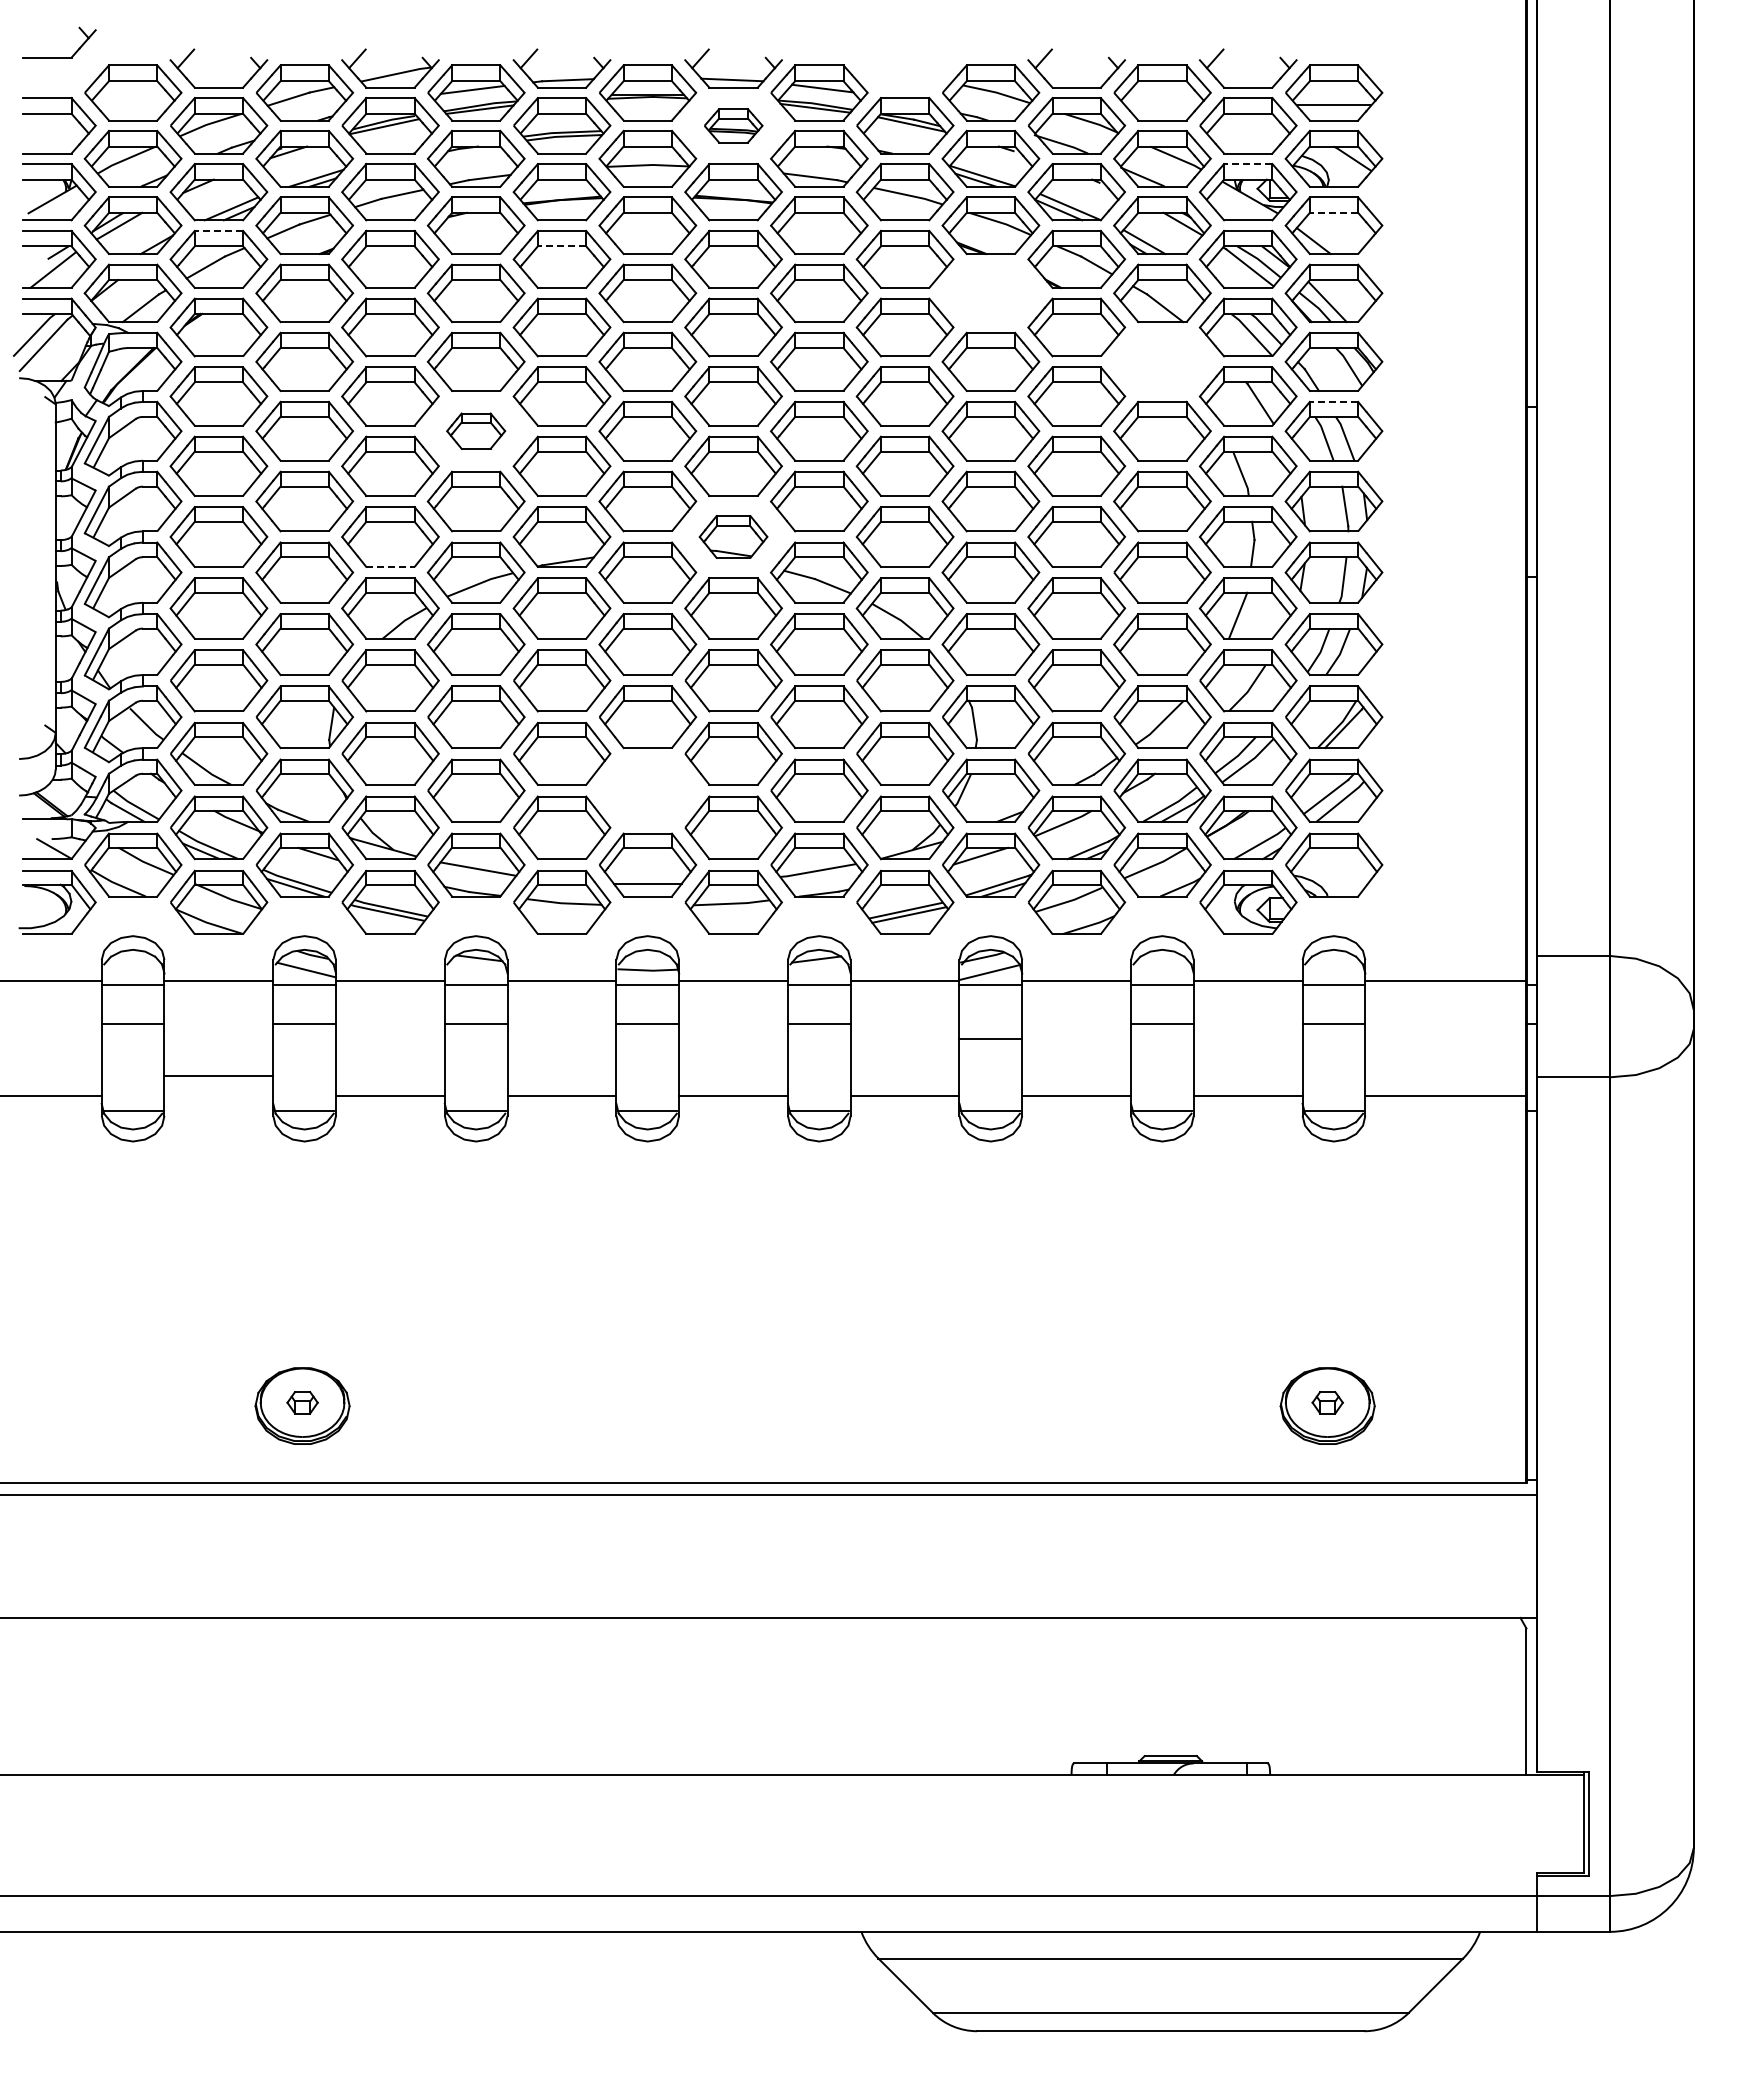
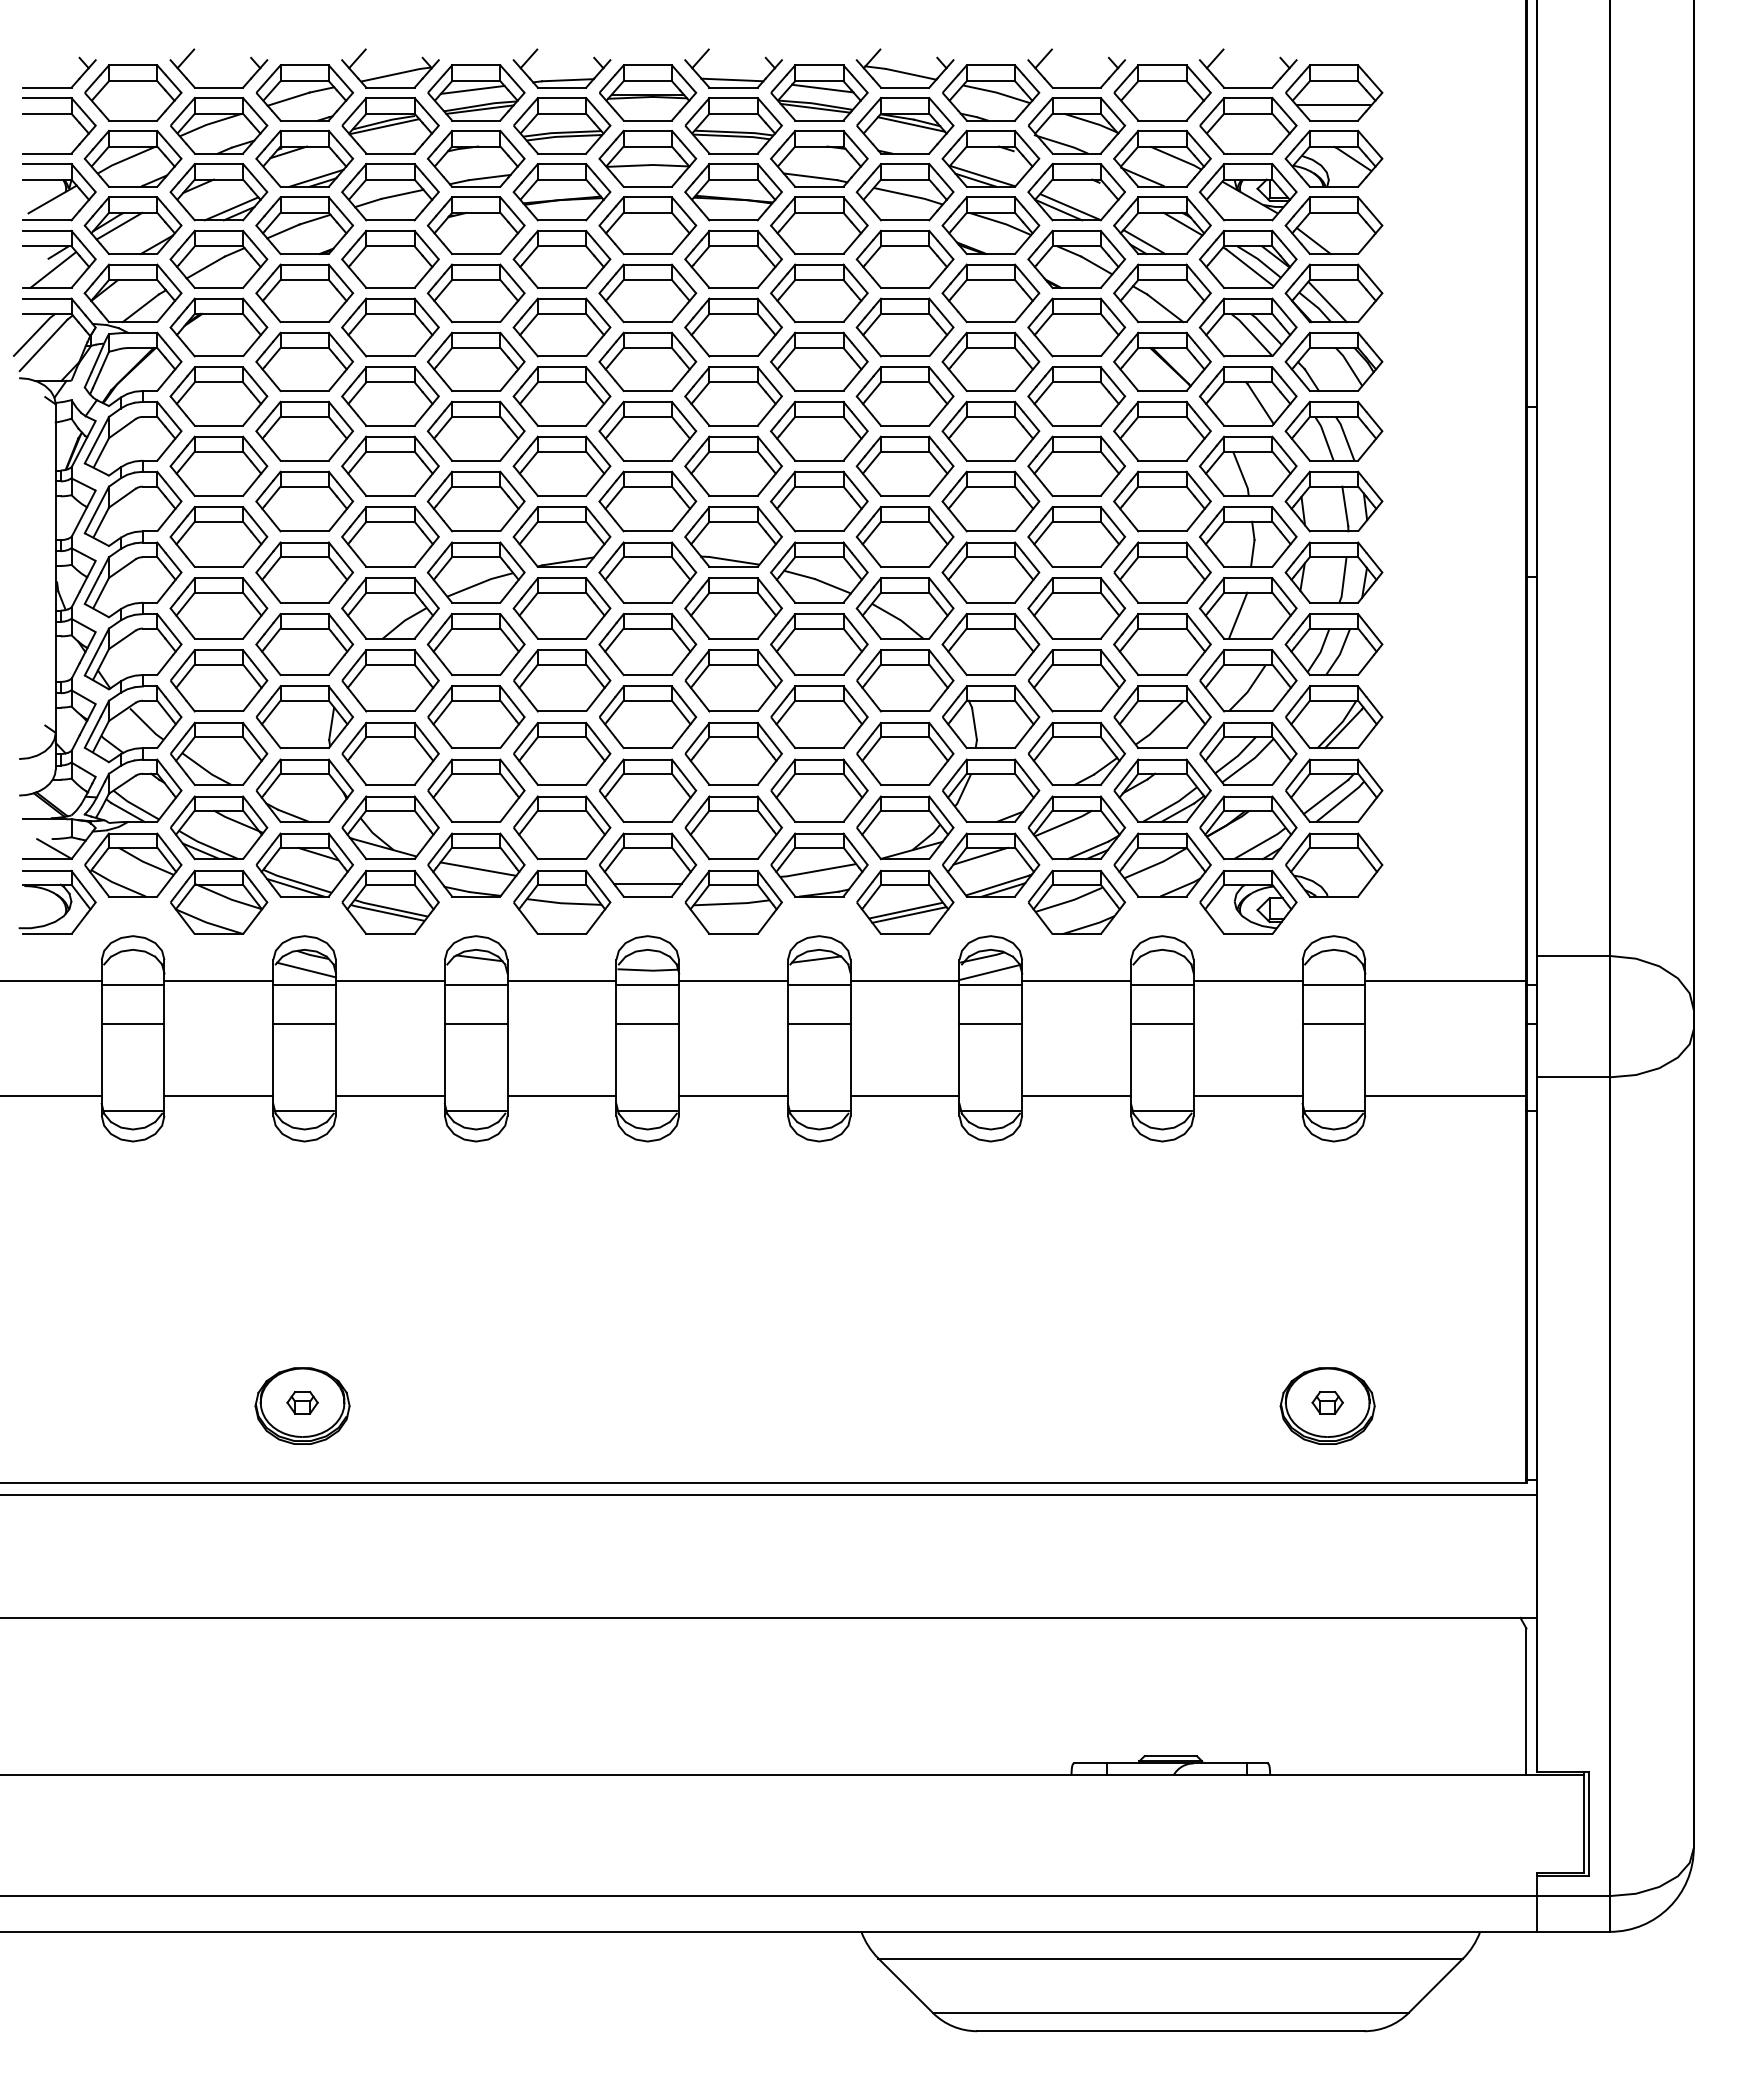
part position: (59, 57) -> (59, 87) (59, 87)
part: none -> present (904, 68)
part size: 60x36 px -> 99x58 px (733, 125)
line: dashed -> solid (1247, 164)
line: dashed -> solid (1333, 212)
line: dashed -> solid (218, 230)
line: dashed -> solid (561, 246)
part: none -> present (990, 293)
part: none -> present (1162, 361)
line: dashed -> solid (1333, 401)
part size: 61x38 px -> 100x62 px (475, 430)
part size: 71x44 px -> 99x62 px (733, 536)
line: dashed -> solid (390, 566)
part: none -> present (648, 790)
line position: (990, 1038) -> (990, 1023) (990, 1023)
line position: (218, 1076) -> (218, 1096) (218, 1096)
